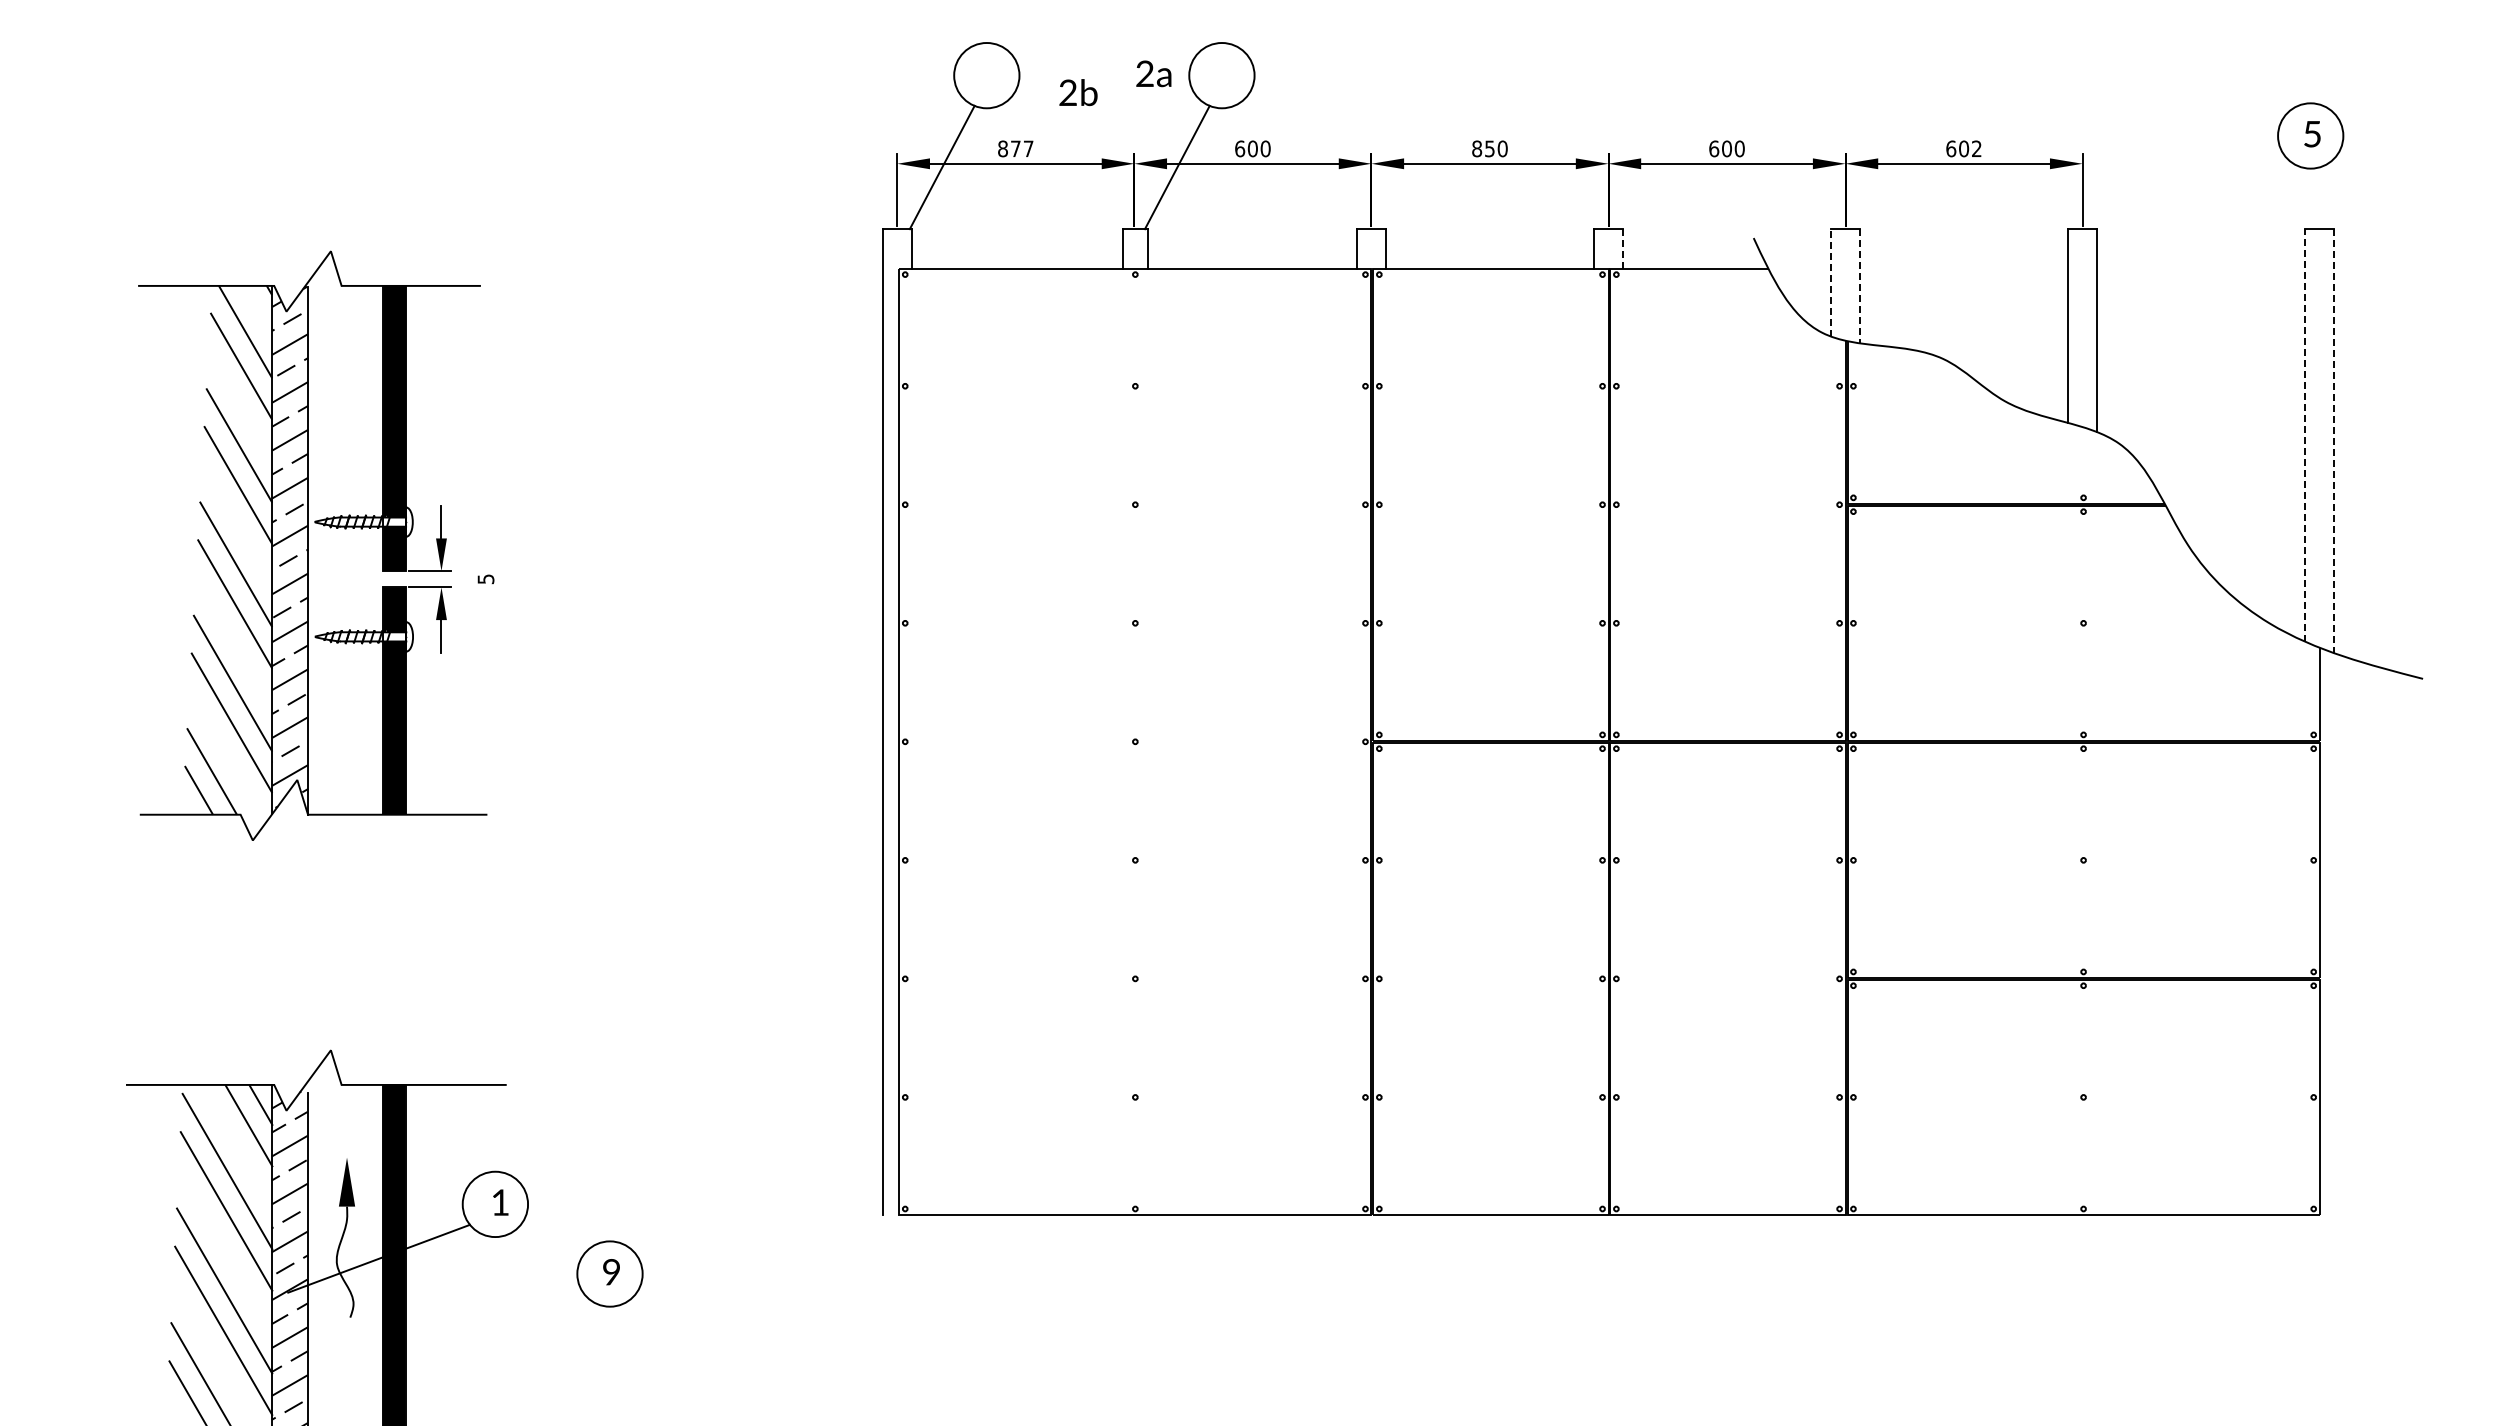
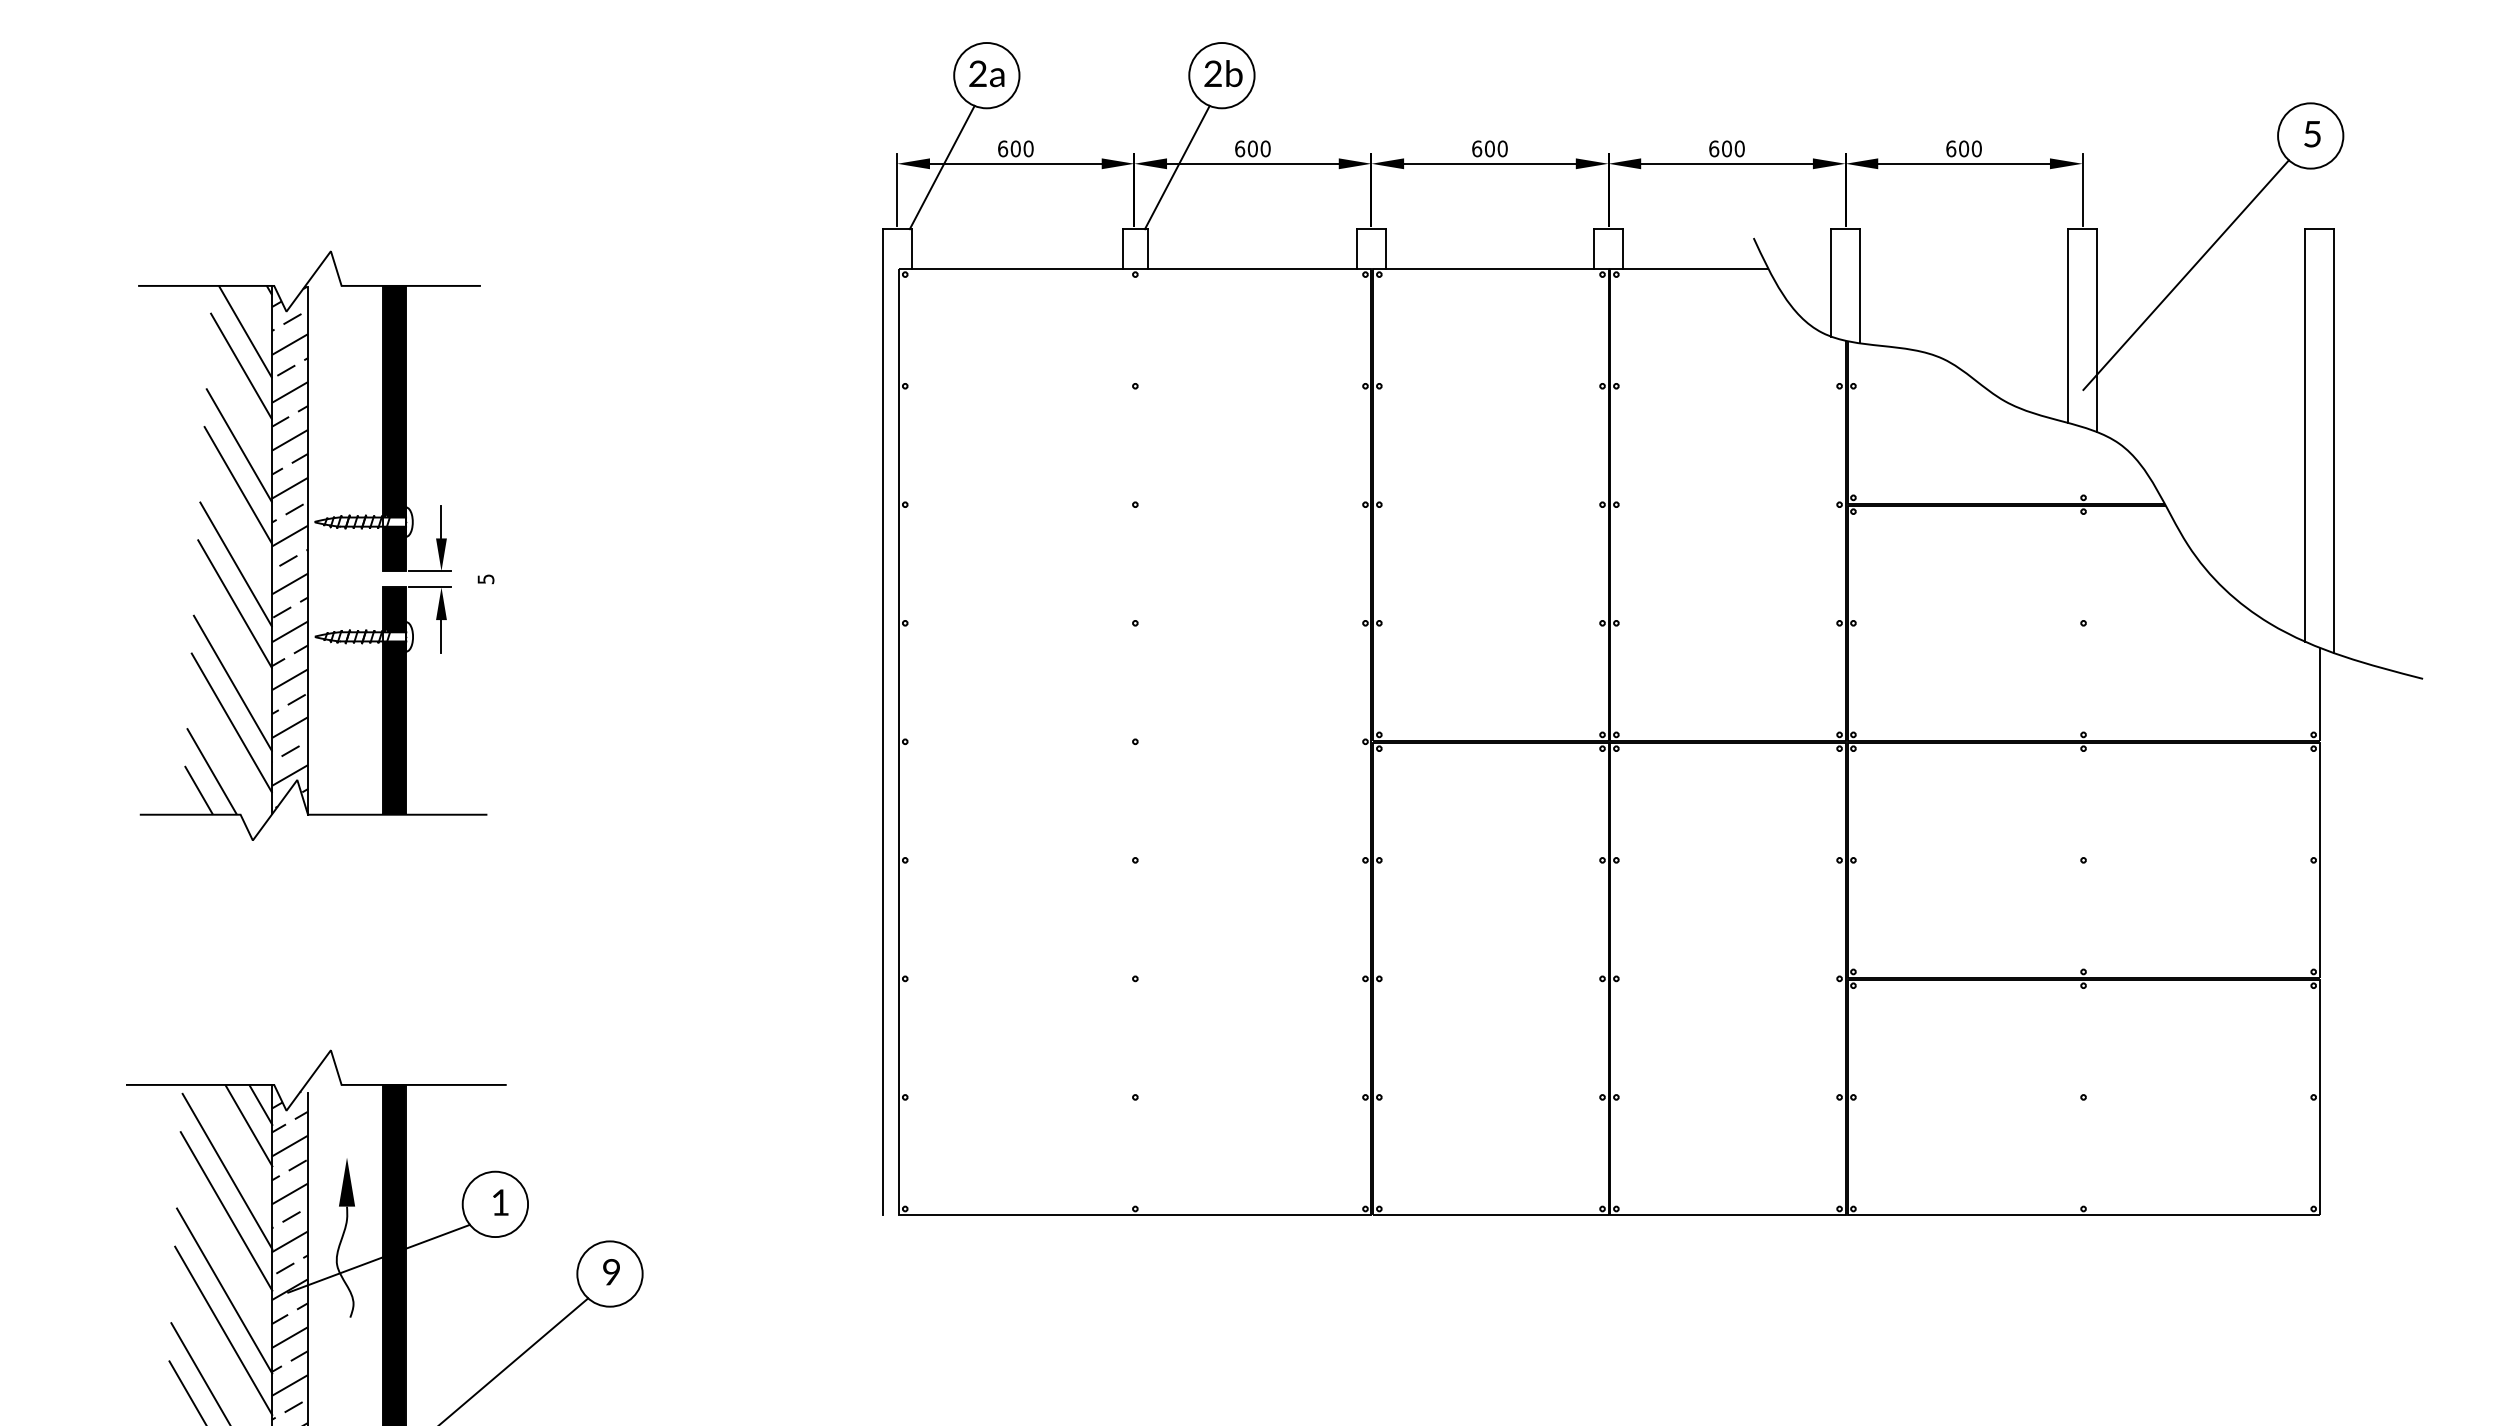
text position: (1153, 73) -> (986, 73) (986, 73)
text position: (1078, 92) -> (1223, 73) (1223, 73)
text: 877 -> 600 (1015, 148)
text: 850 -> 600 (1483, 148)
text: 602 -> 600 (1976, 148)
line: dashed -> solid (1622, 248)
line: none -> present (2185, 274)
line: dashed -> solid (1831, 282)
line: dashed -> solid (1859, 286)
line: dashed -> solid (2305, 434)
line: dashed -> solid (2334, 441)
line: none -> present (515, 1360)
